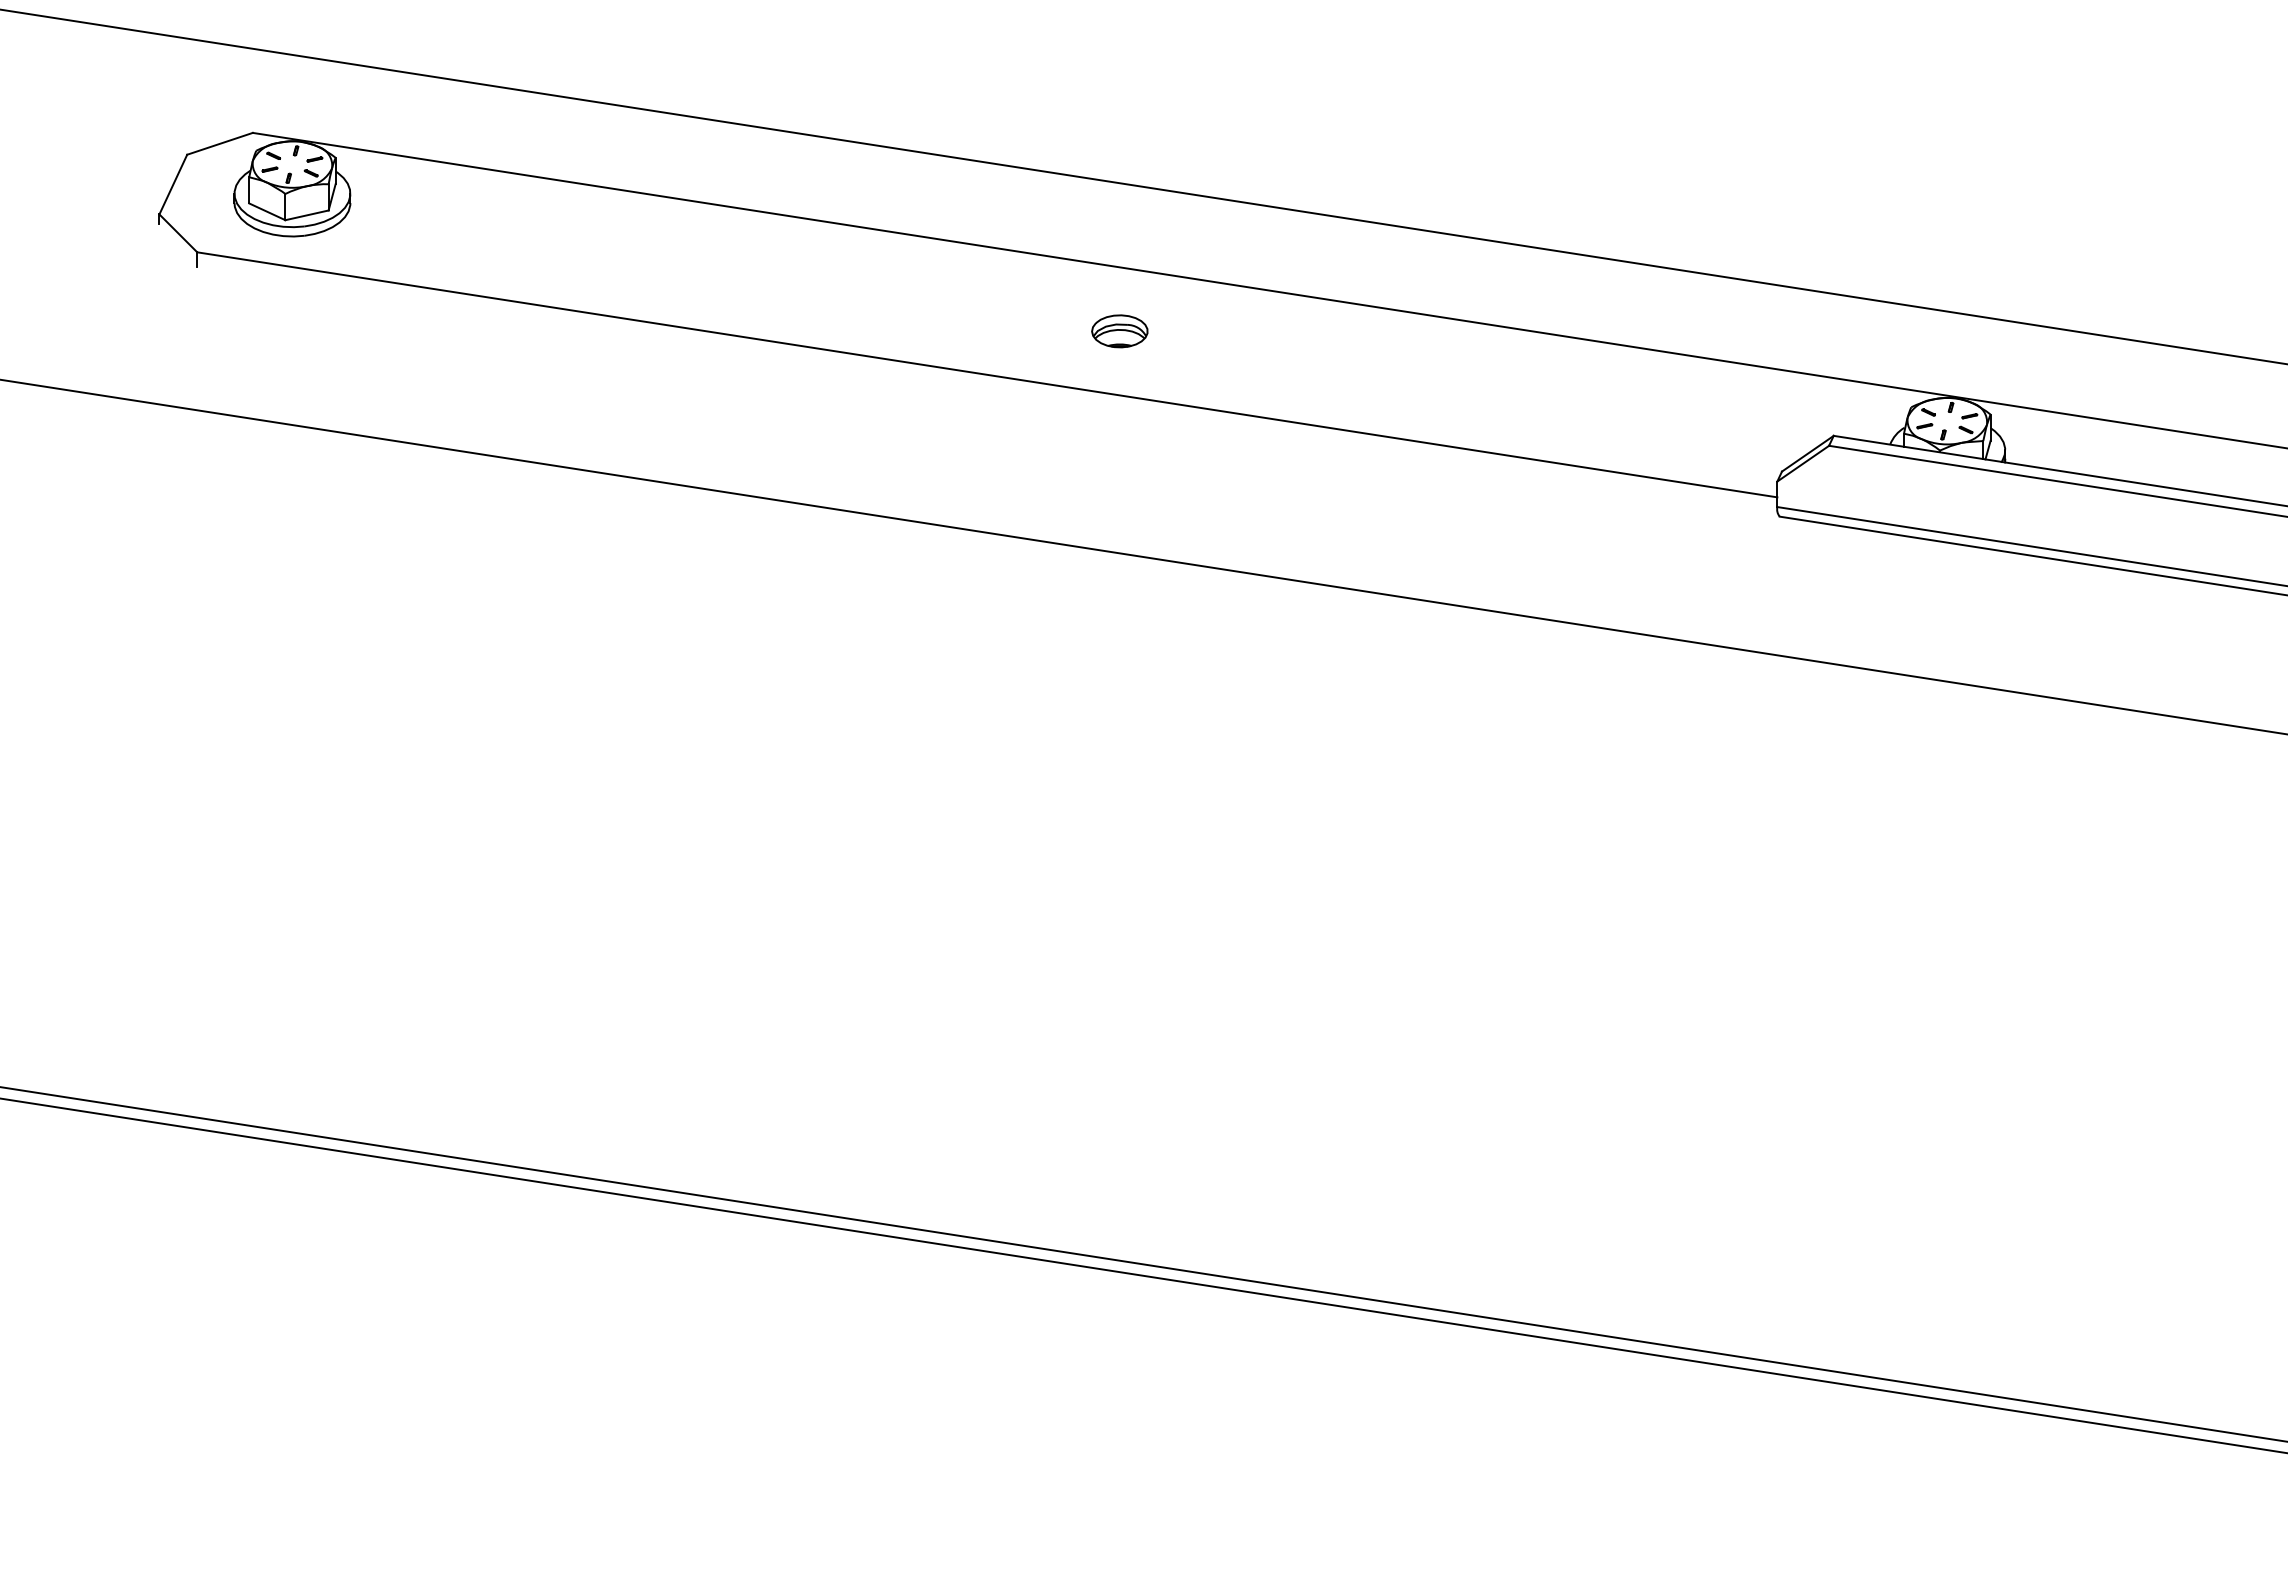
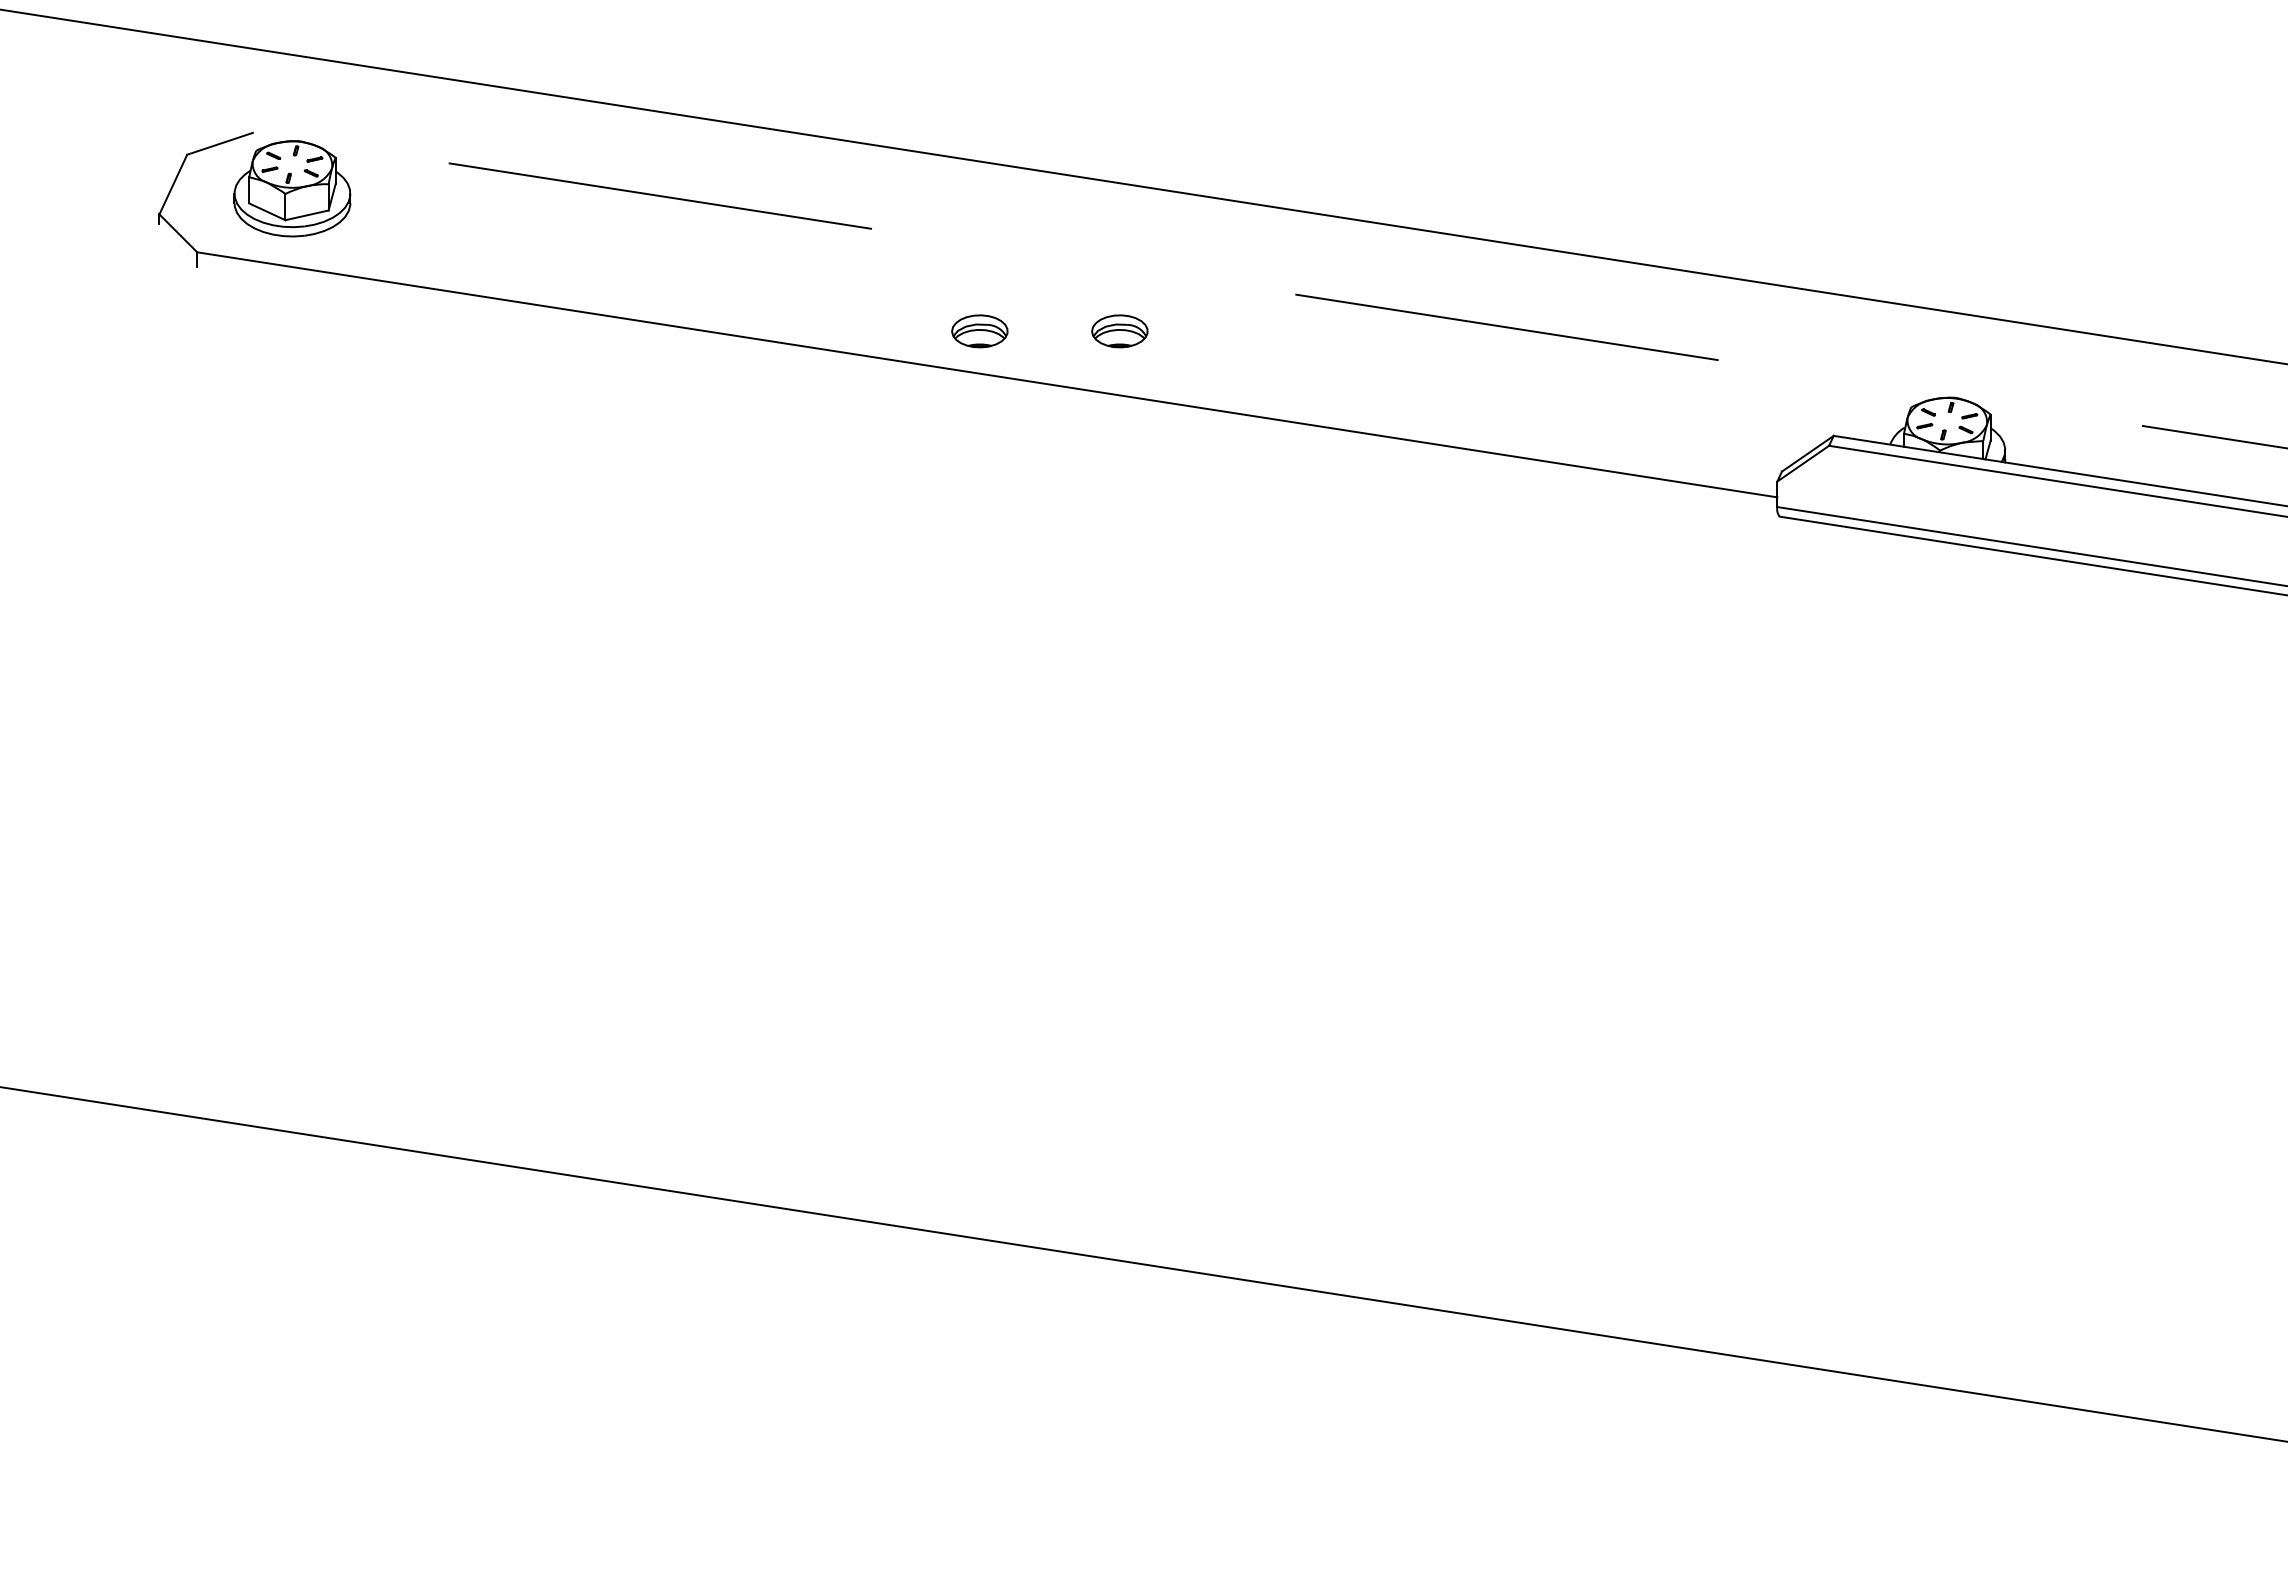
line: solid -> dashed (1270, 290)
part: none -> present (979, 331)
line: present -> none (1143, 557)
line: present -> none (1143, 1275)
